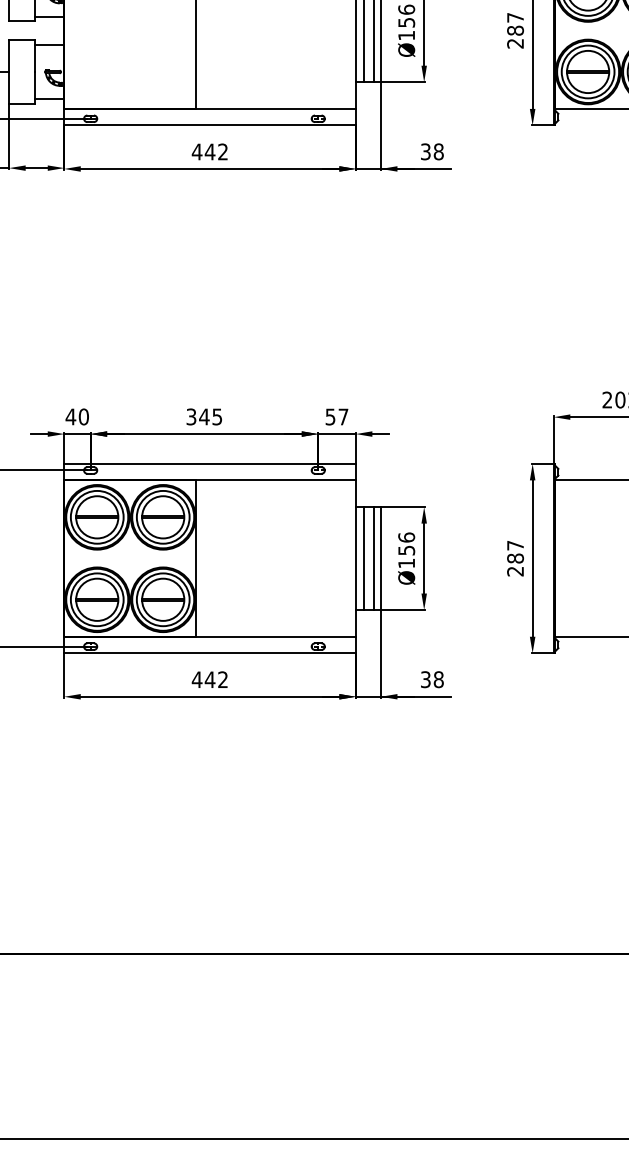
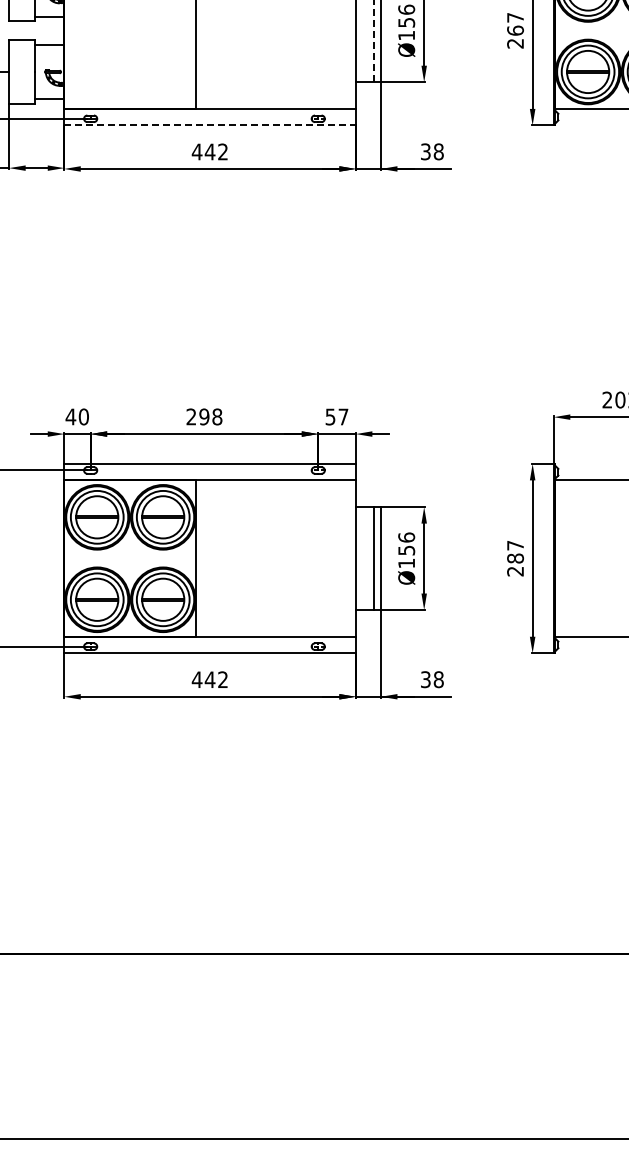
text: 287 -> 267 (515, 30)
line: solid -> dashed (374, 41)
line: present -> none (364, 42)
line: solid -> dashed (210, 125)
text: 345 -> 298 (204, 416)
line: present -> none (364, 558)
